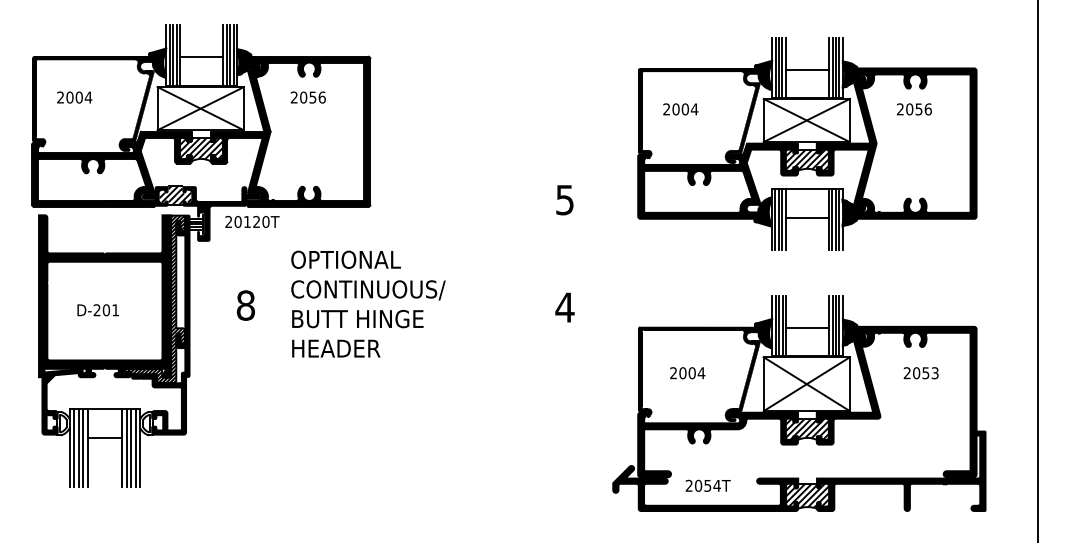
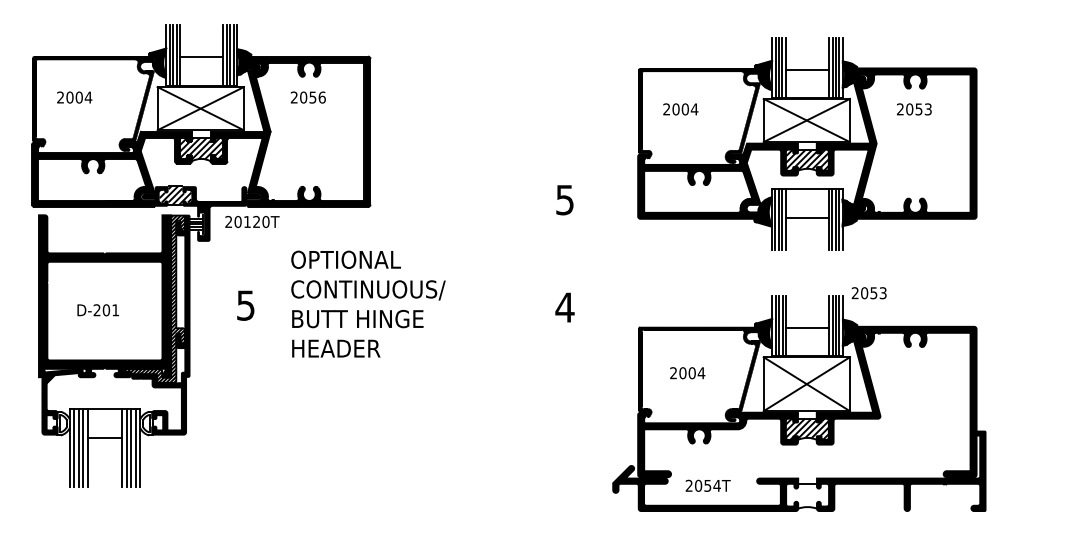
text: 2056 -> 2053 (927, 109)
line: present -> none (1037, 270)
text: 8 -> 5 (245, 305)
text position: (920, 373) -> (868, 293) (868, 293)
hatch: present -> none (807, 495)
